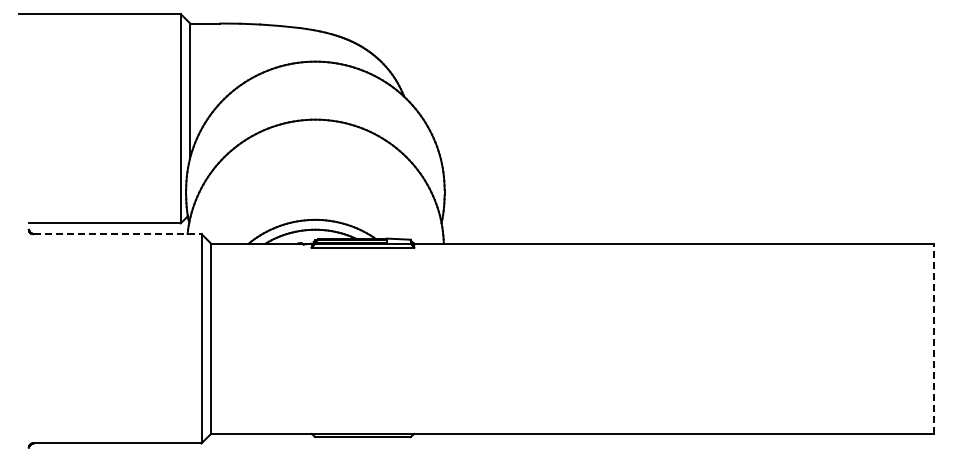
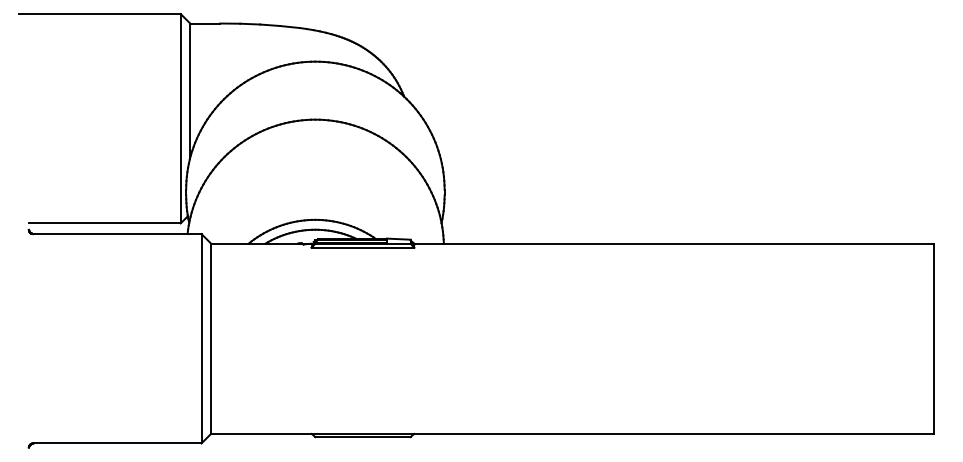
line: dashed -> solid (117, 234)
line: dashed -> solid (934, 338)
